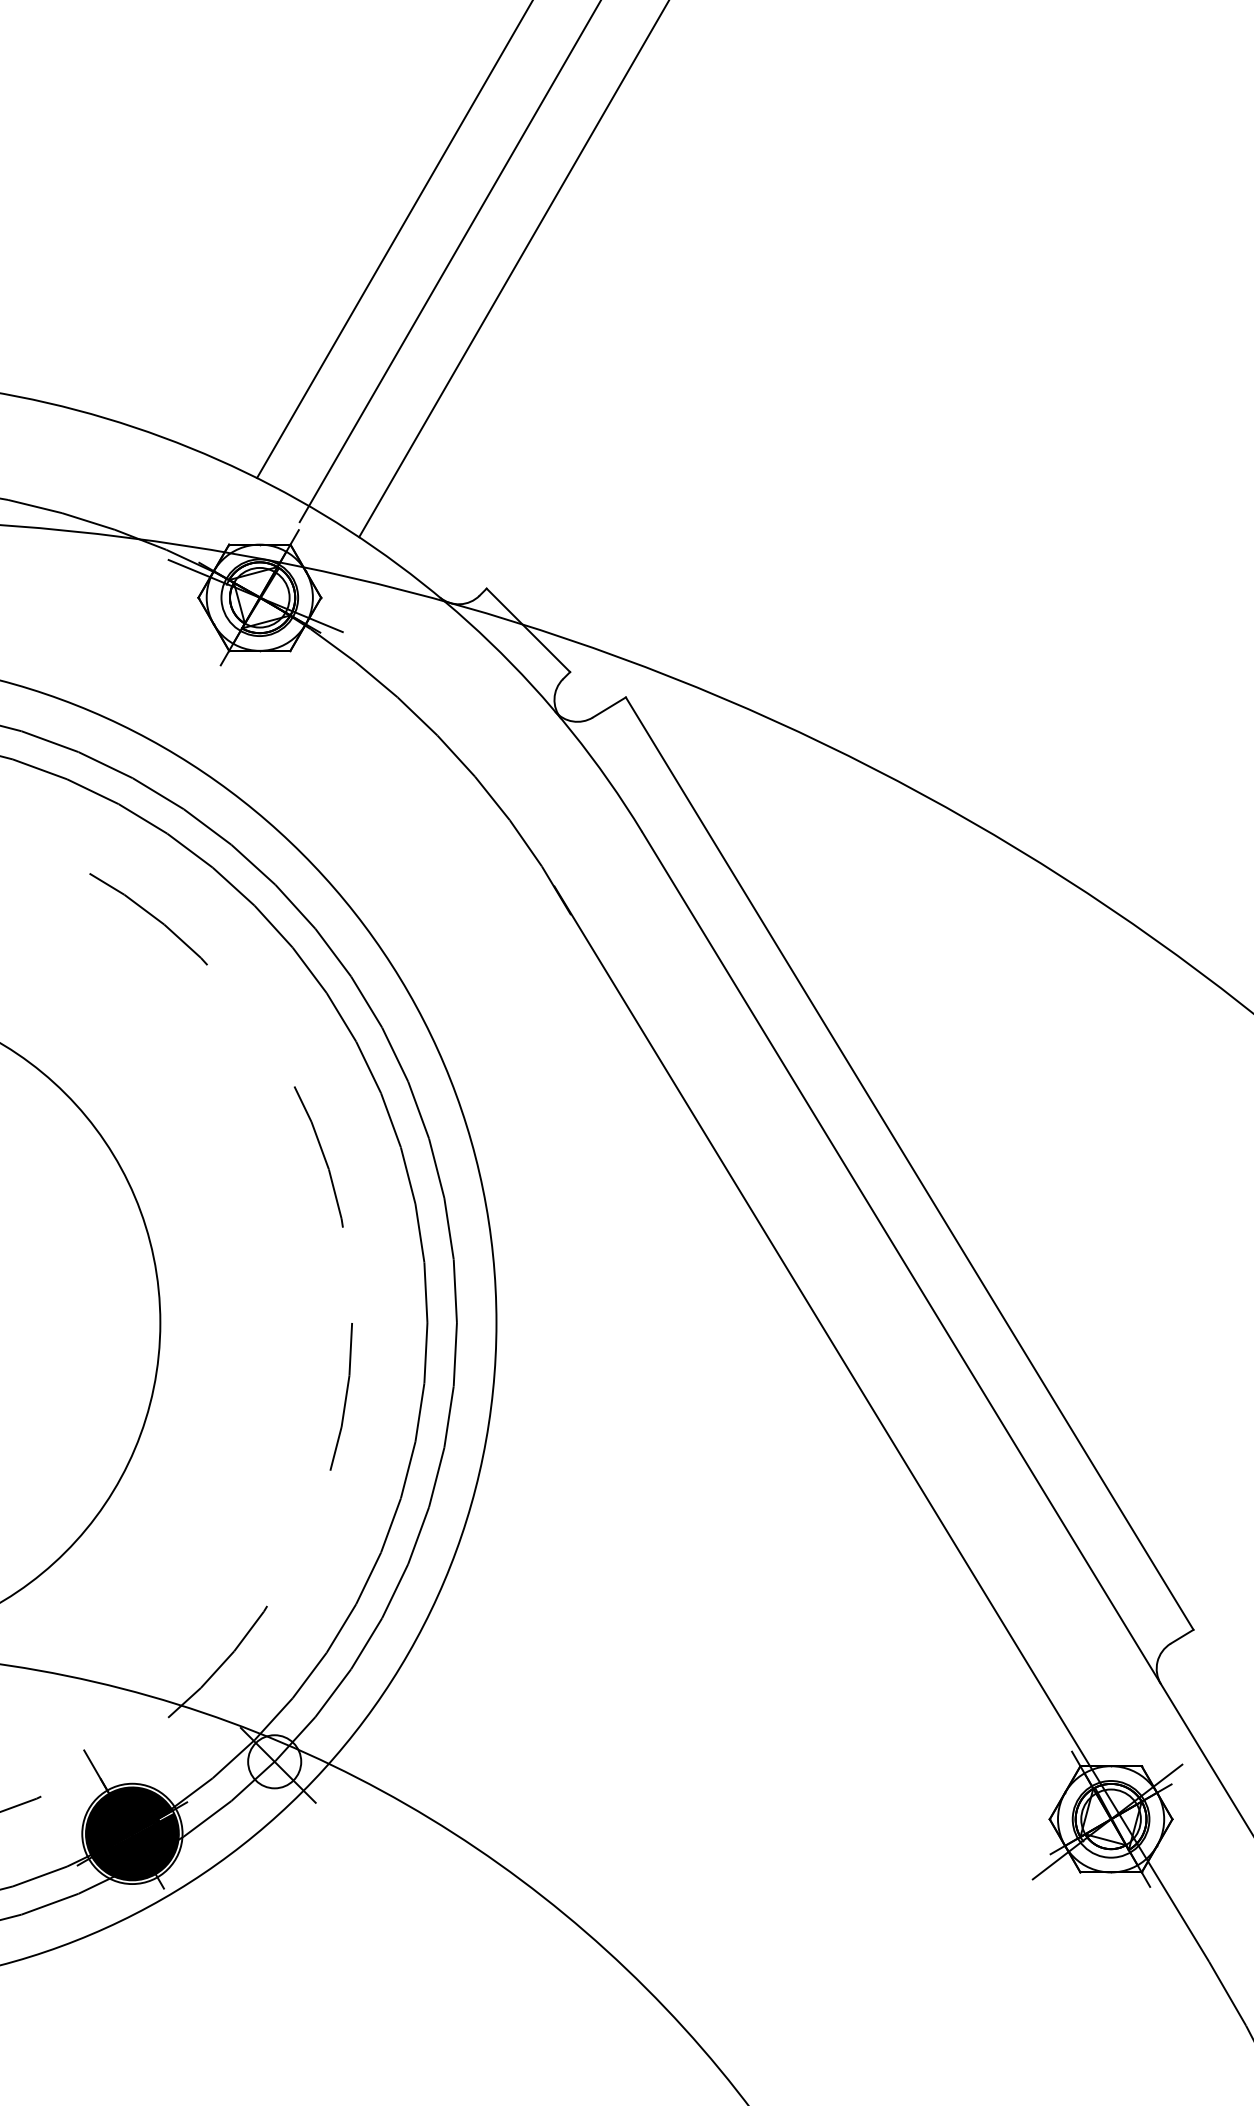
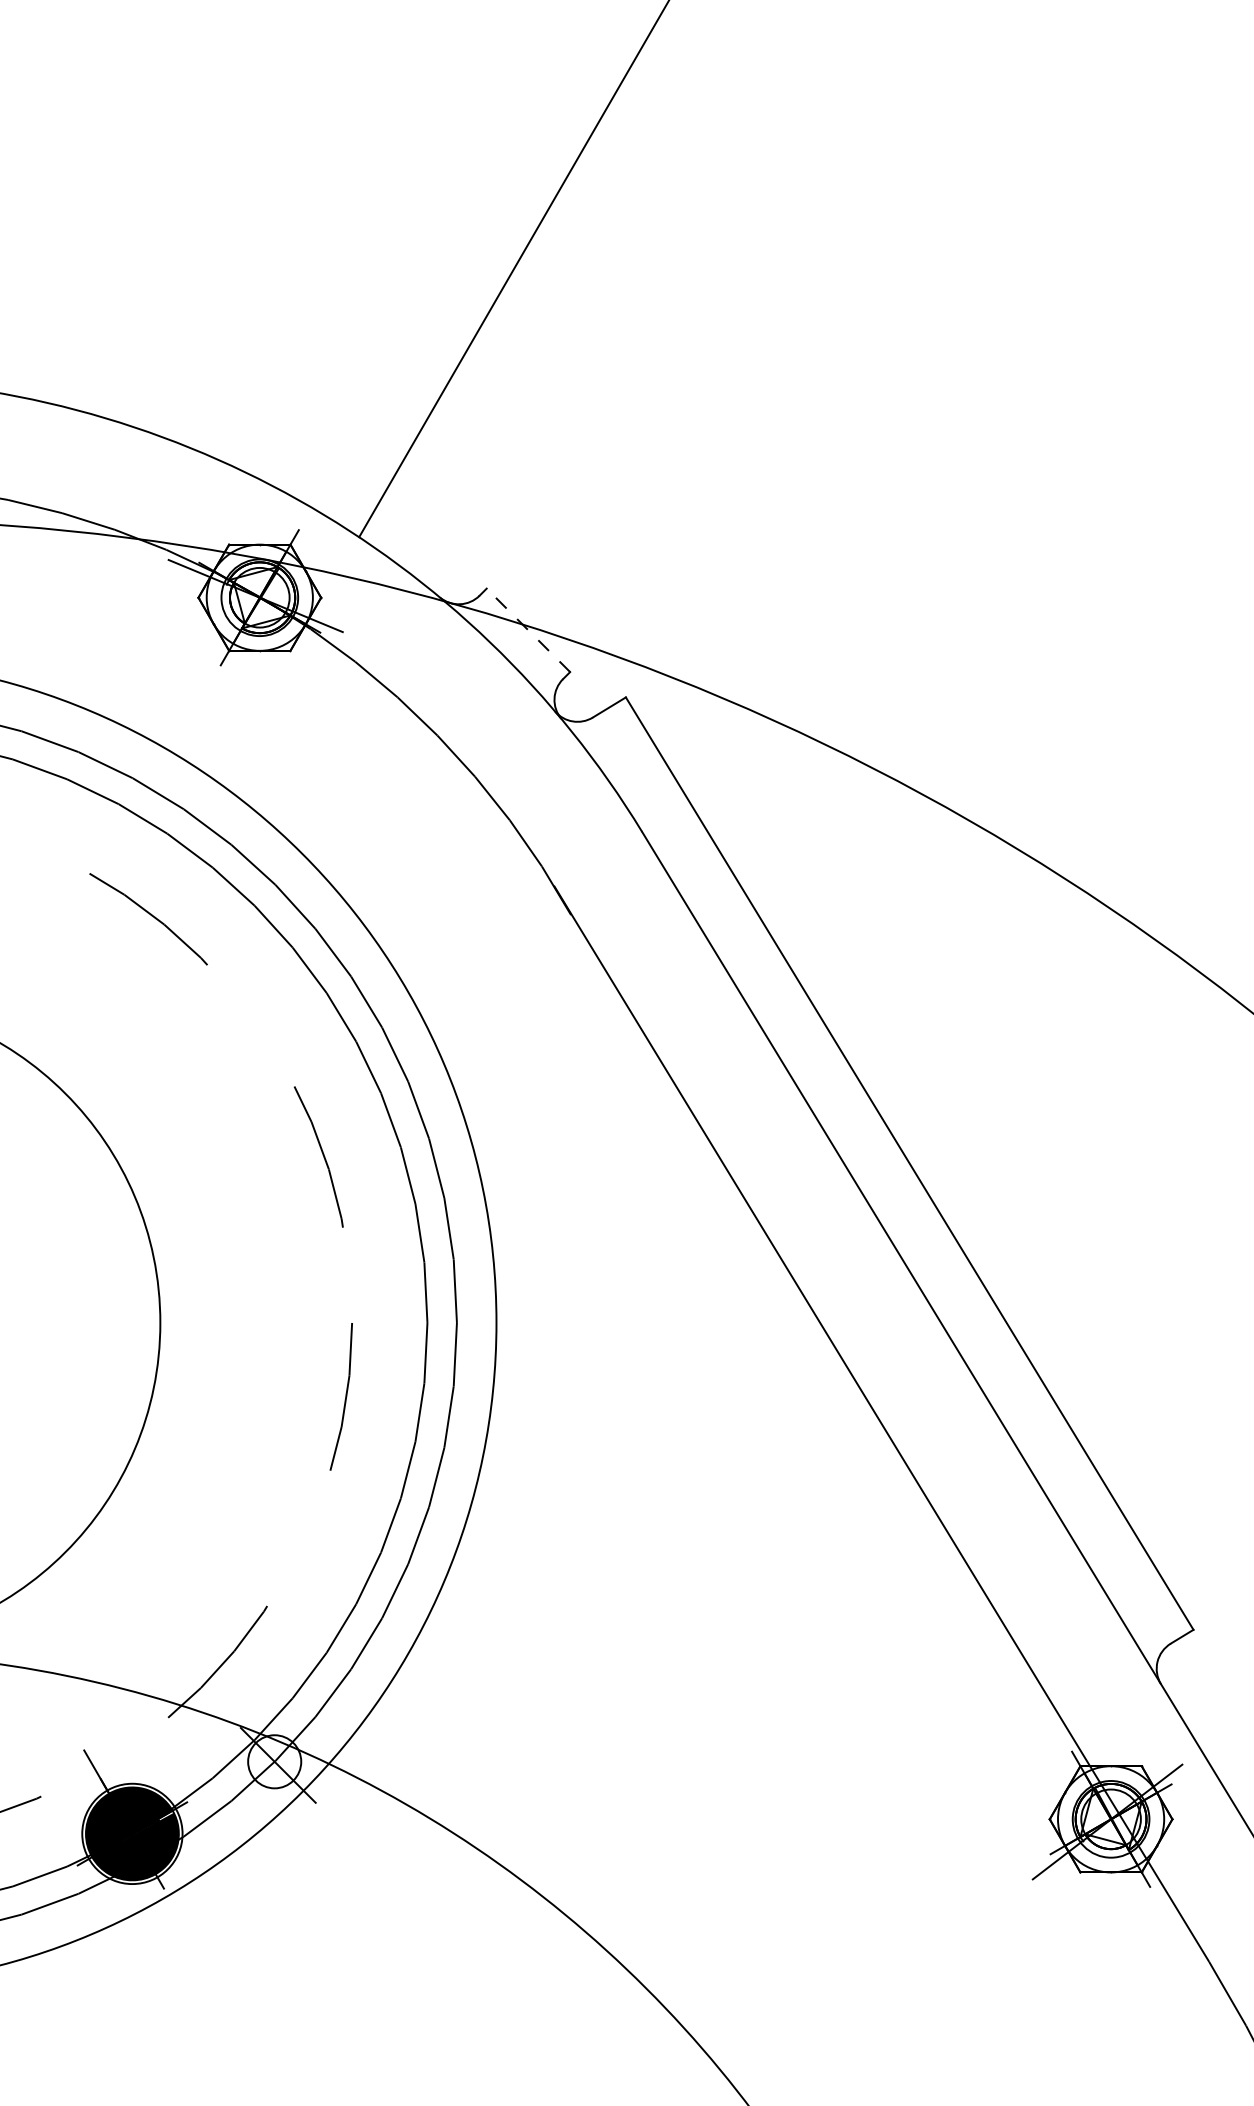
line: present -> none (394, 240)
line: present -> none (449, 262)
line: solid -> dashed (528, 630)
